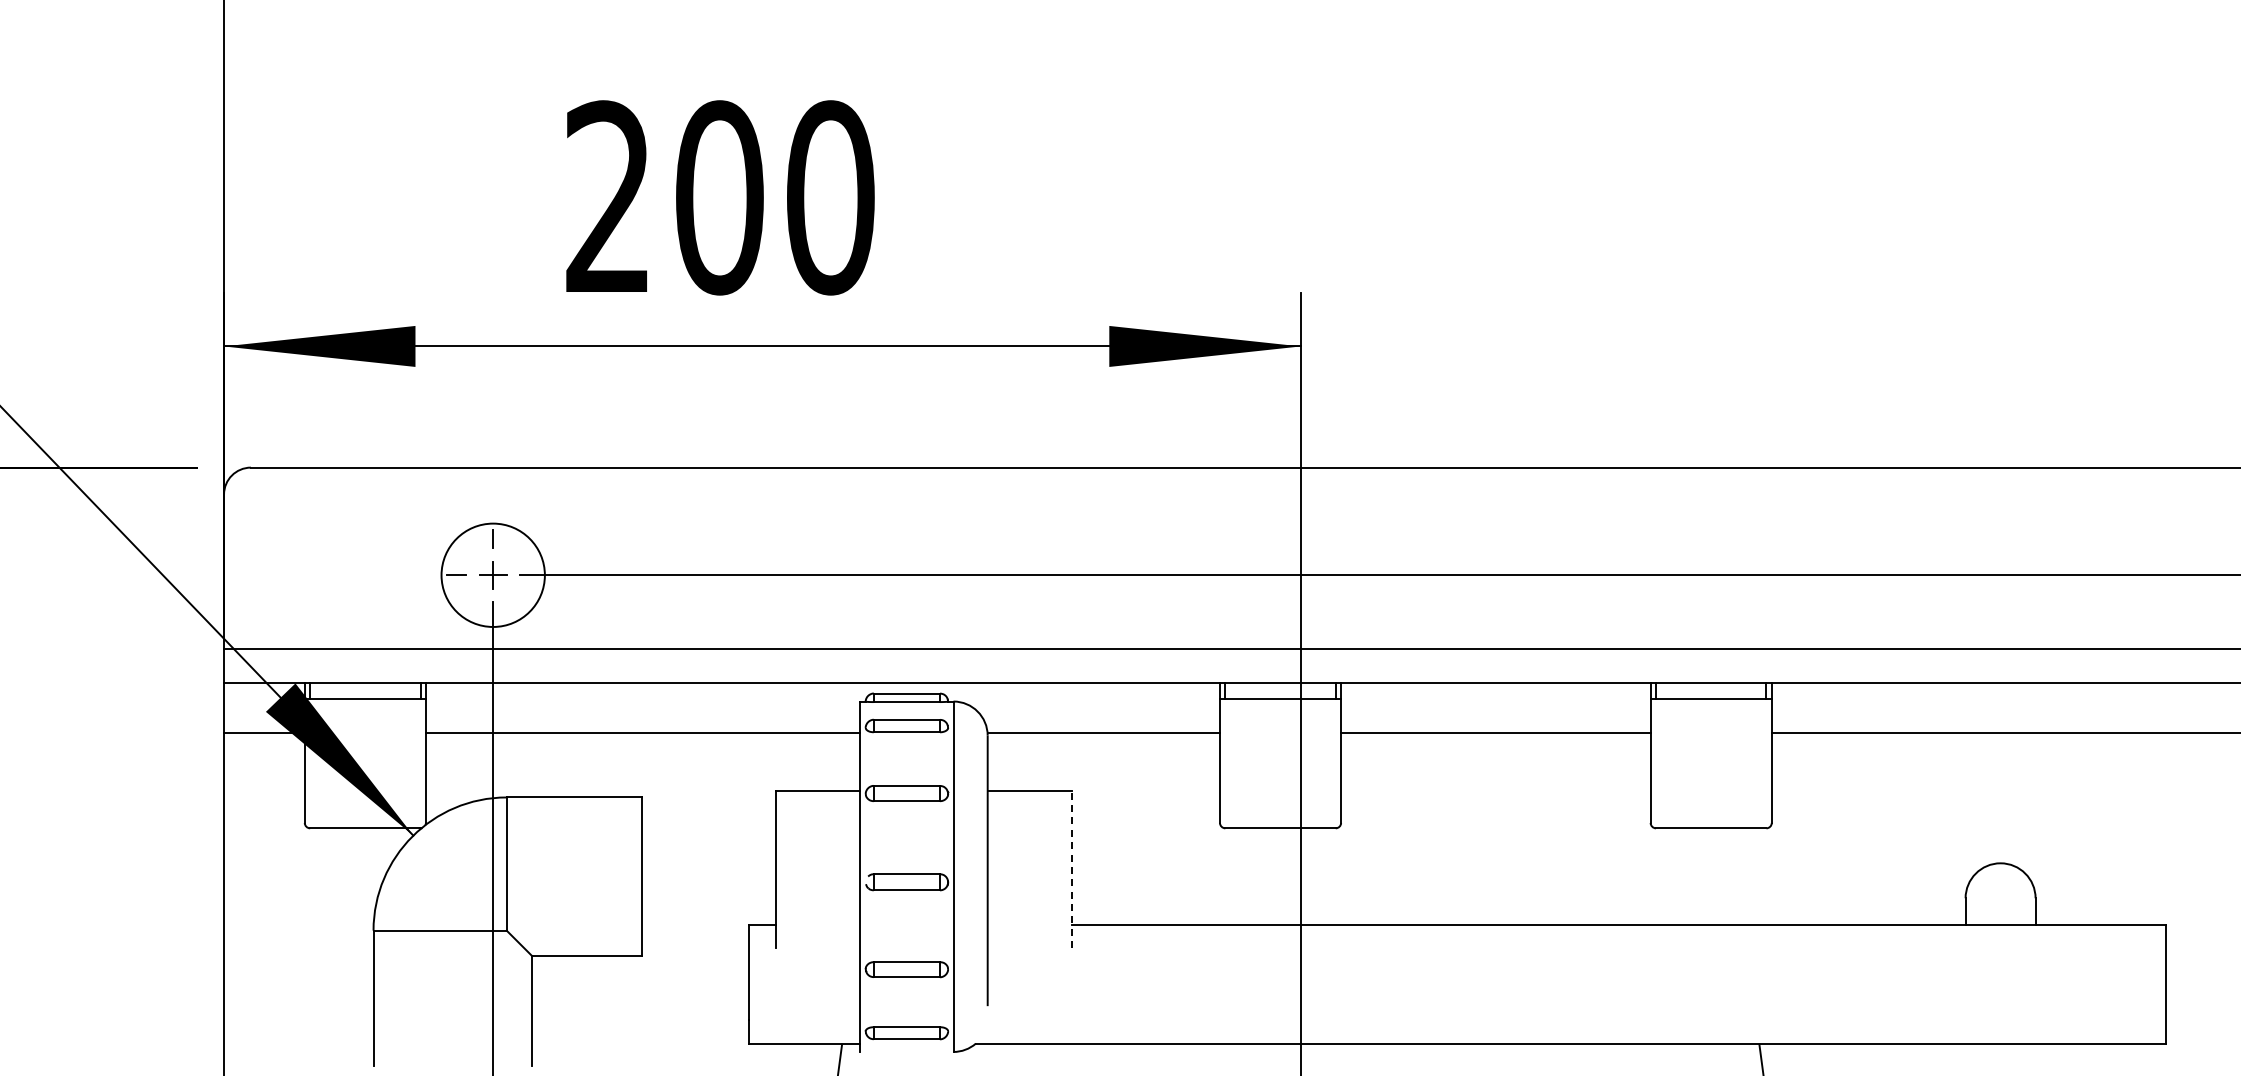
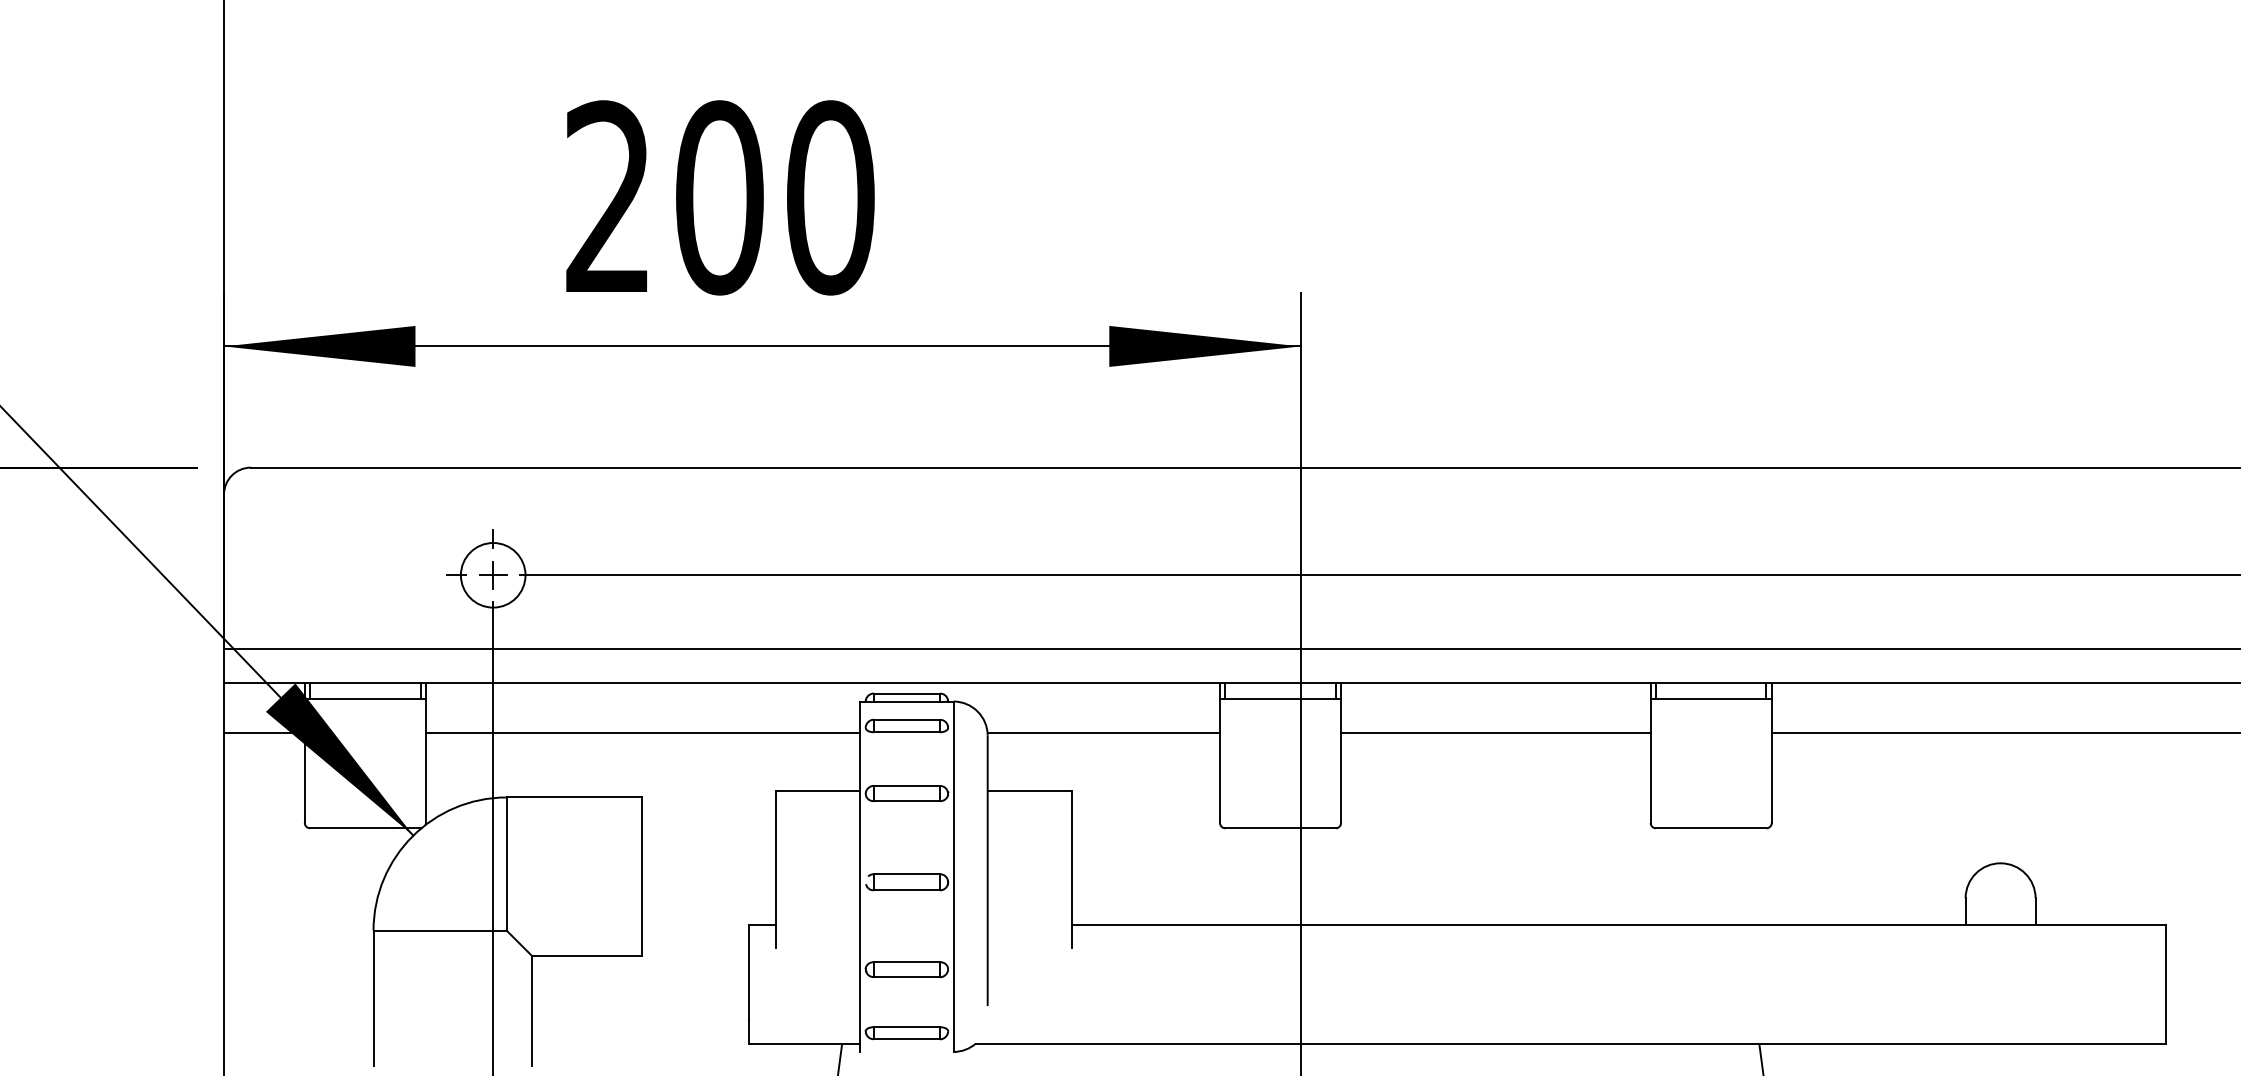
circle diameter: 103 px -> 65 px (492, 575)
line: dashed -> solid (1071, 869)
